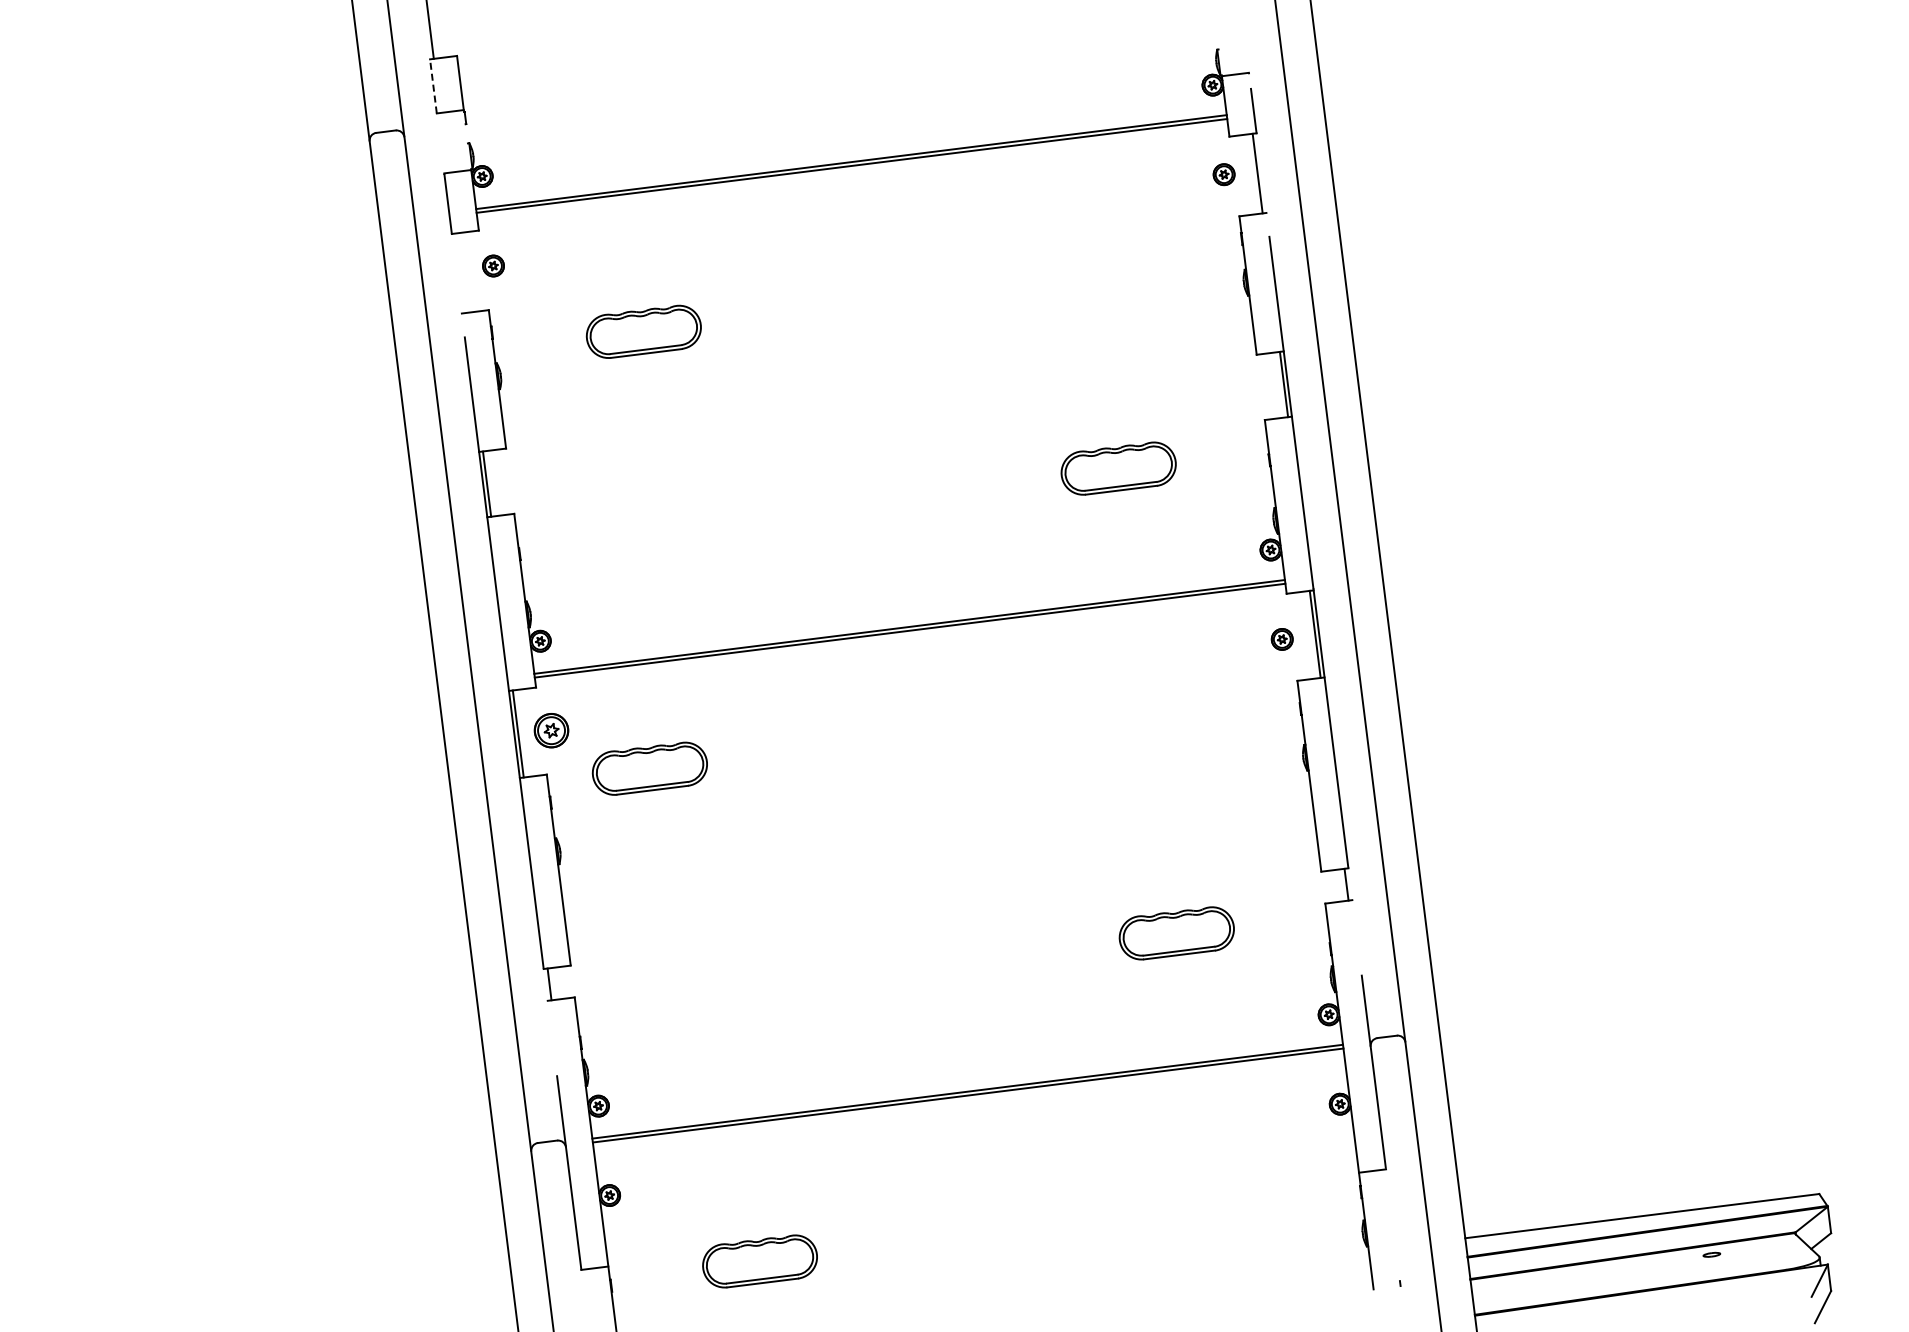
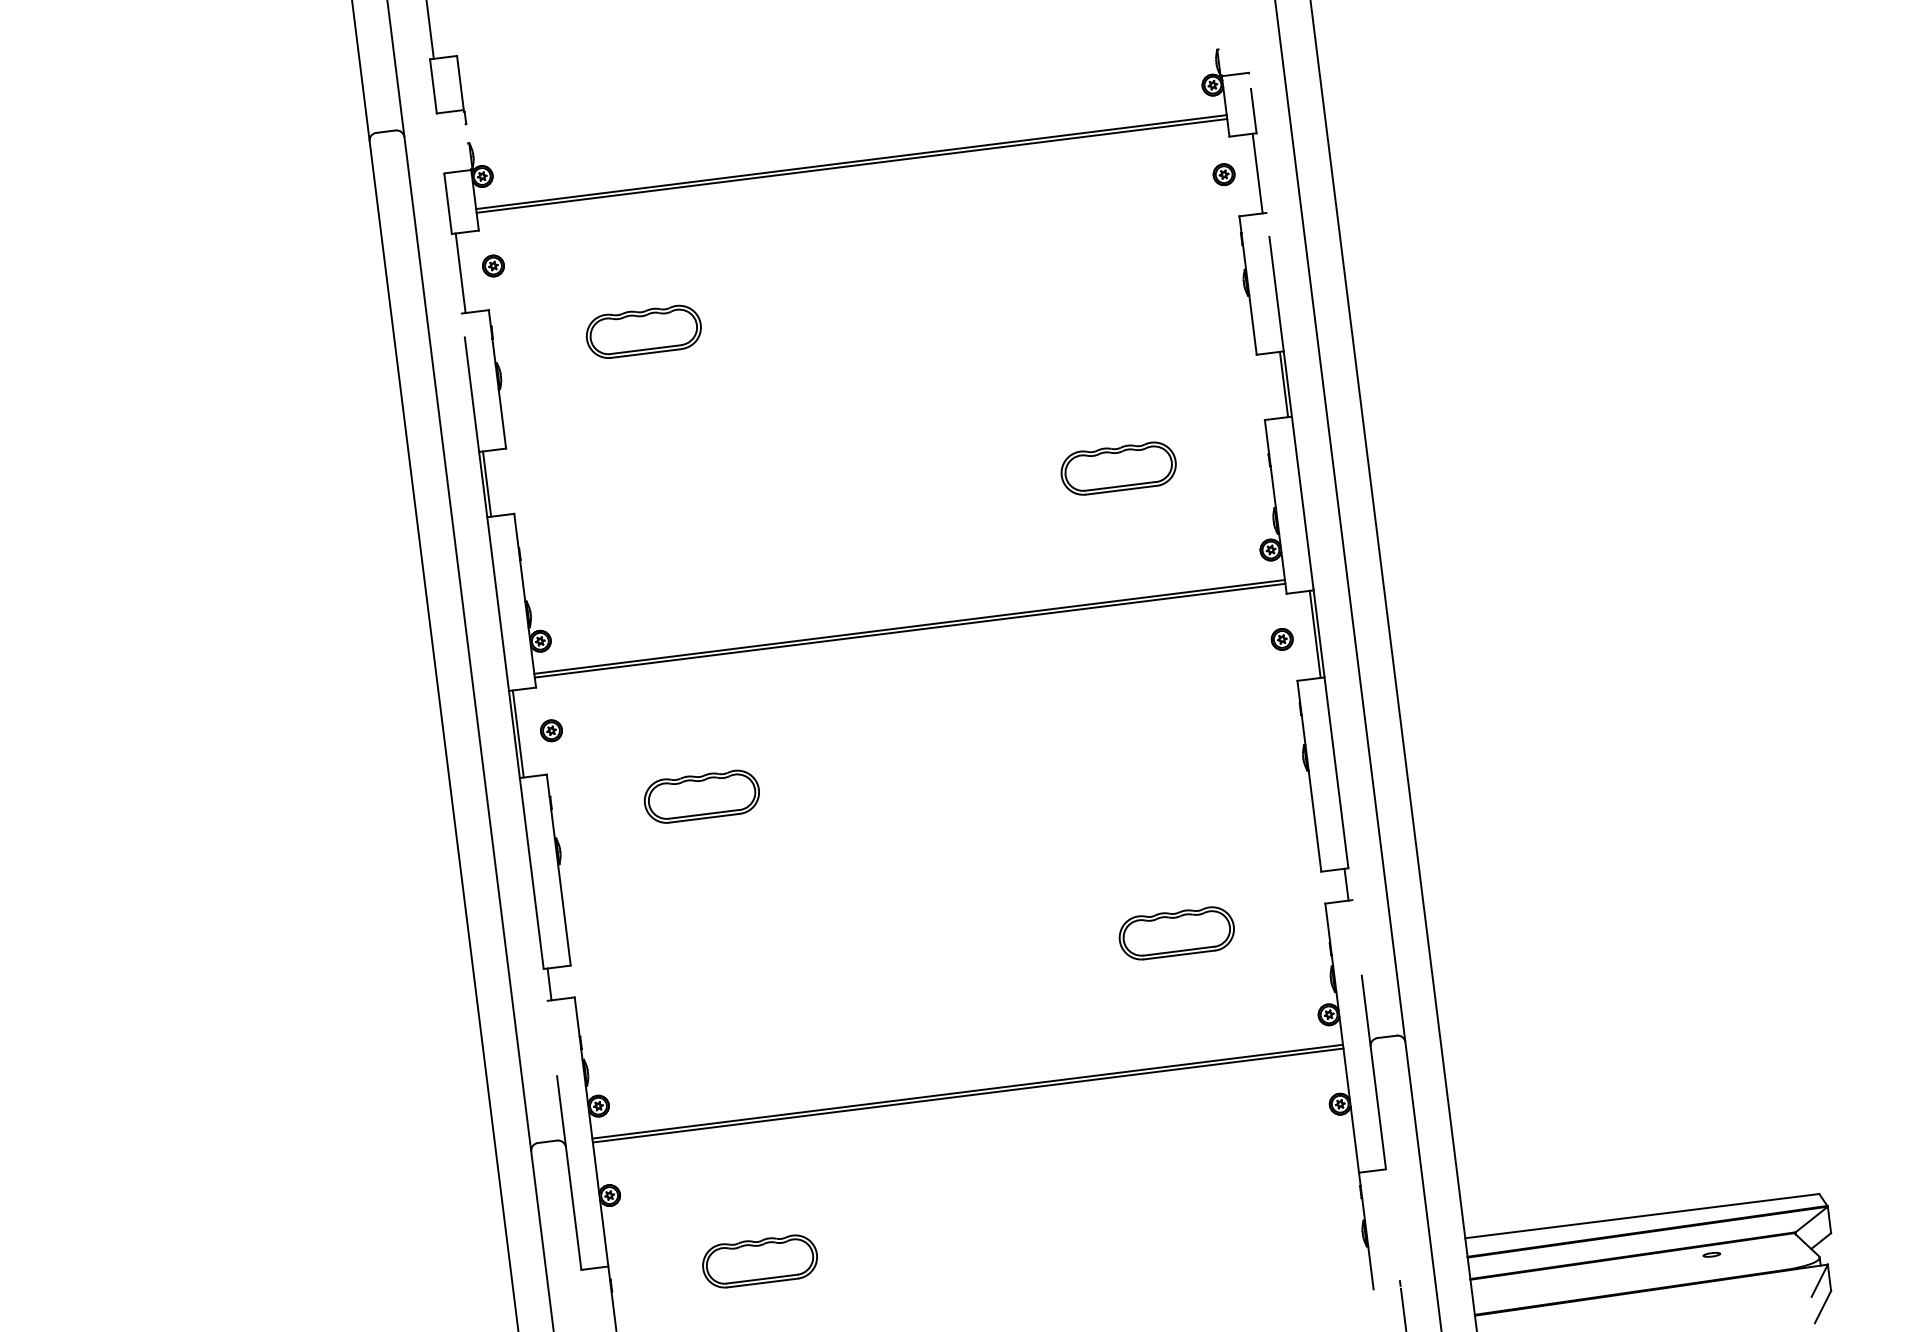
line: dashed -> solid (433, 85)
line: none -> present (460, 273)
part size: 37x36 px -> 23x24 px (551, 730)
part position: (649, 768) -> (701, 796) (701, 796)
line: none -> present (1402, 1308)
